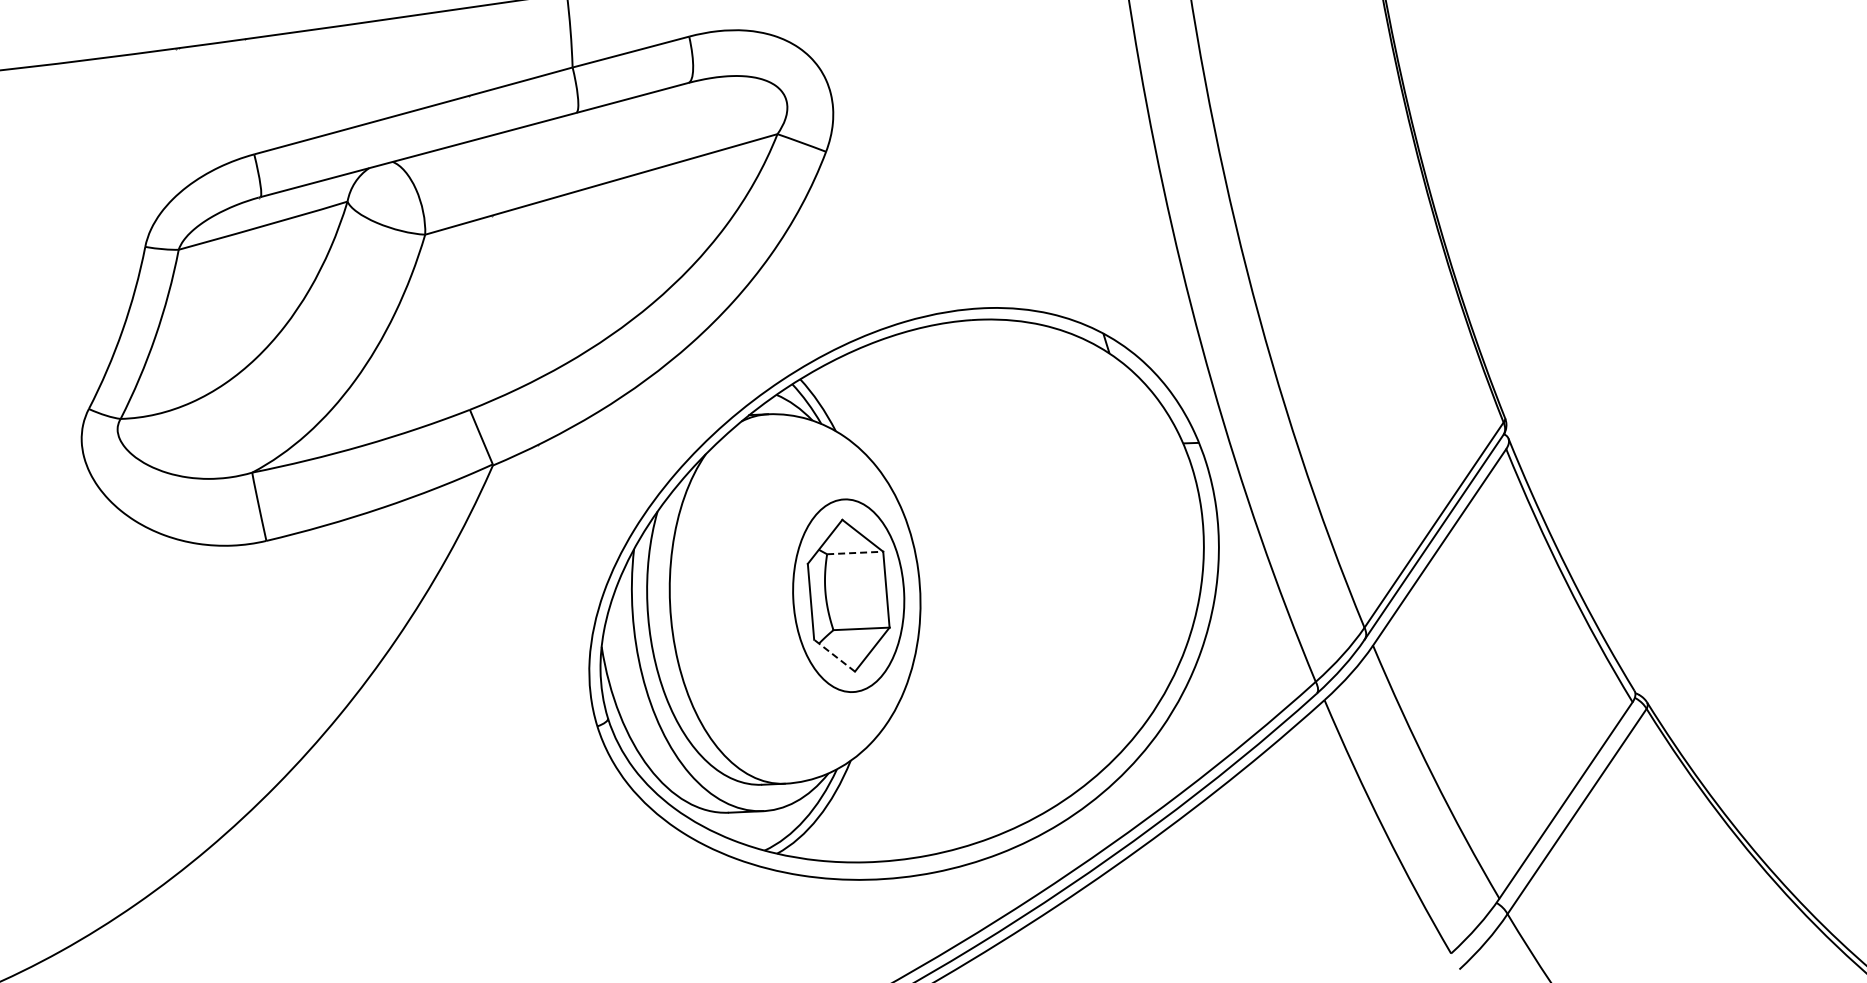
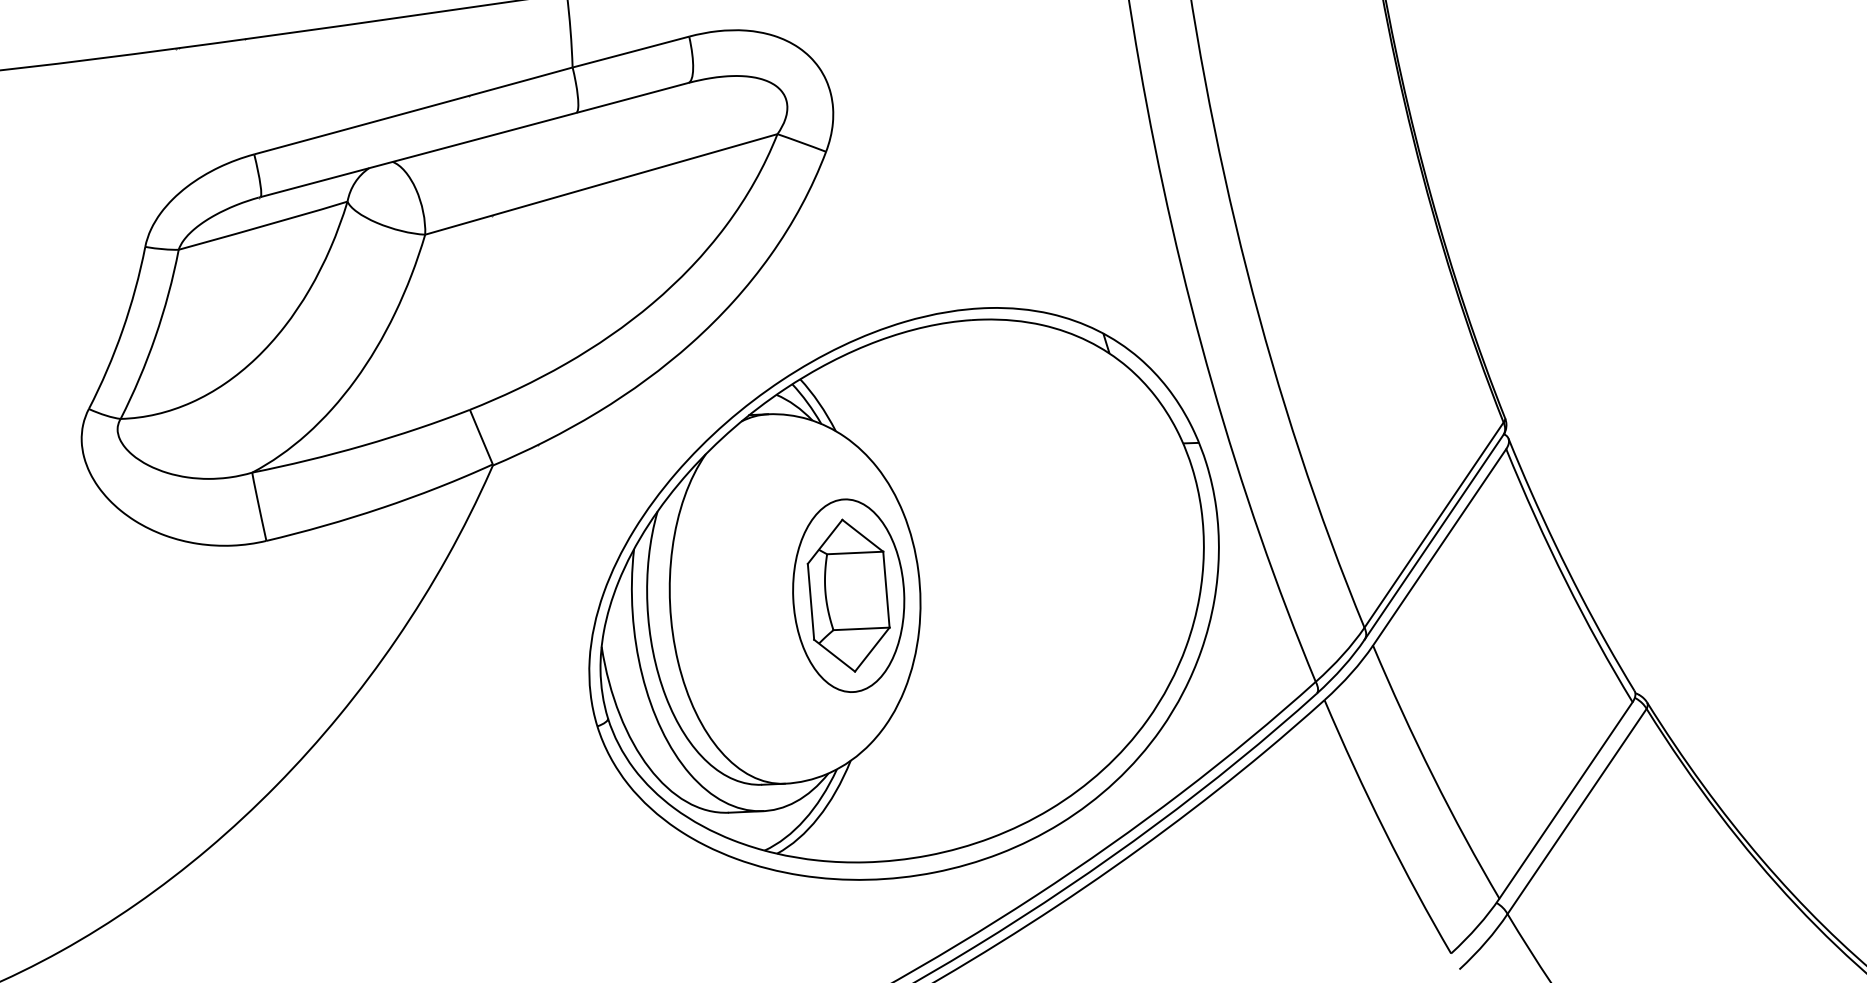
line: dashed -> solid (855, 552)
line: dashed -> solid (834, 655)
